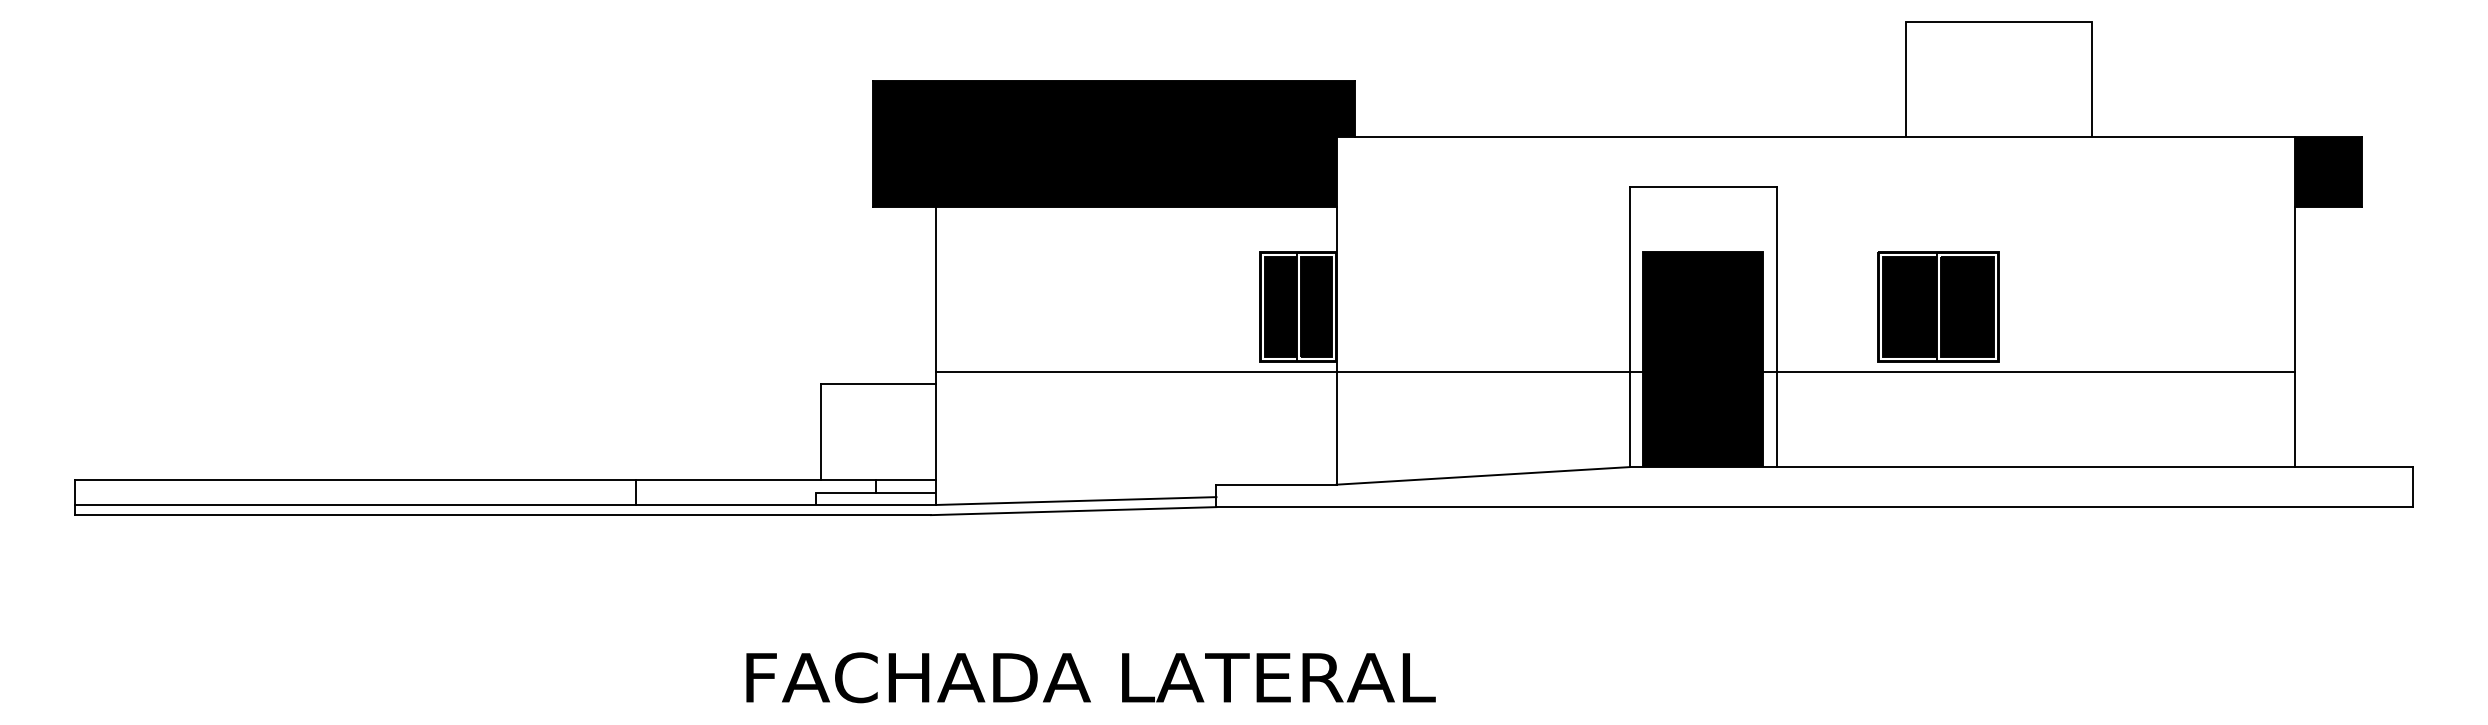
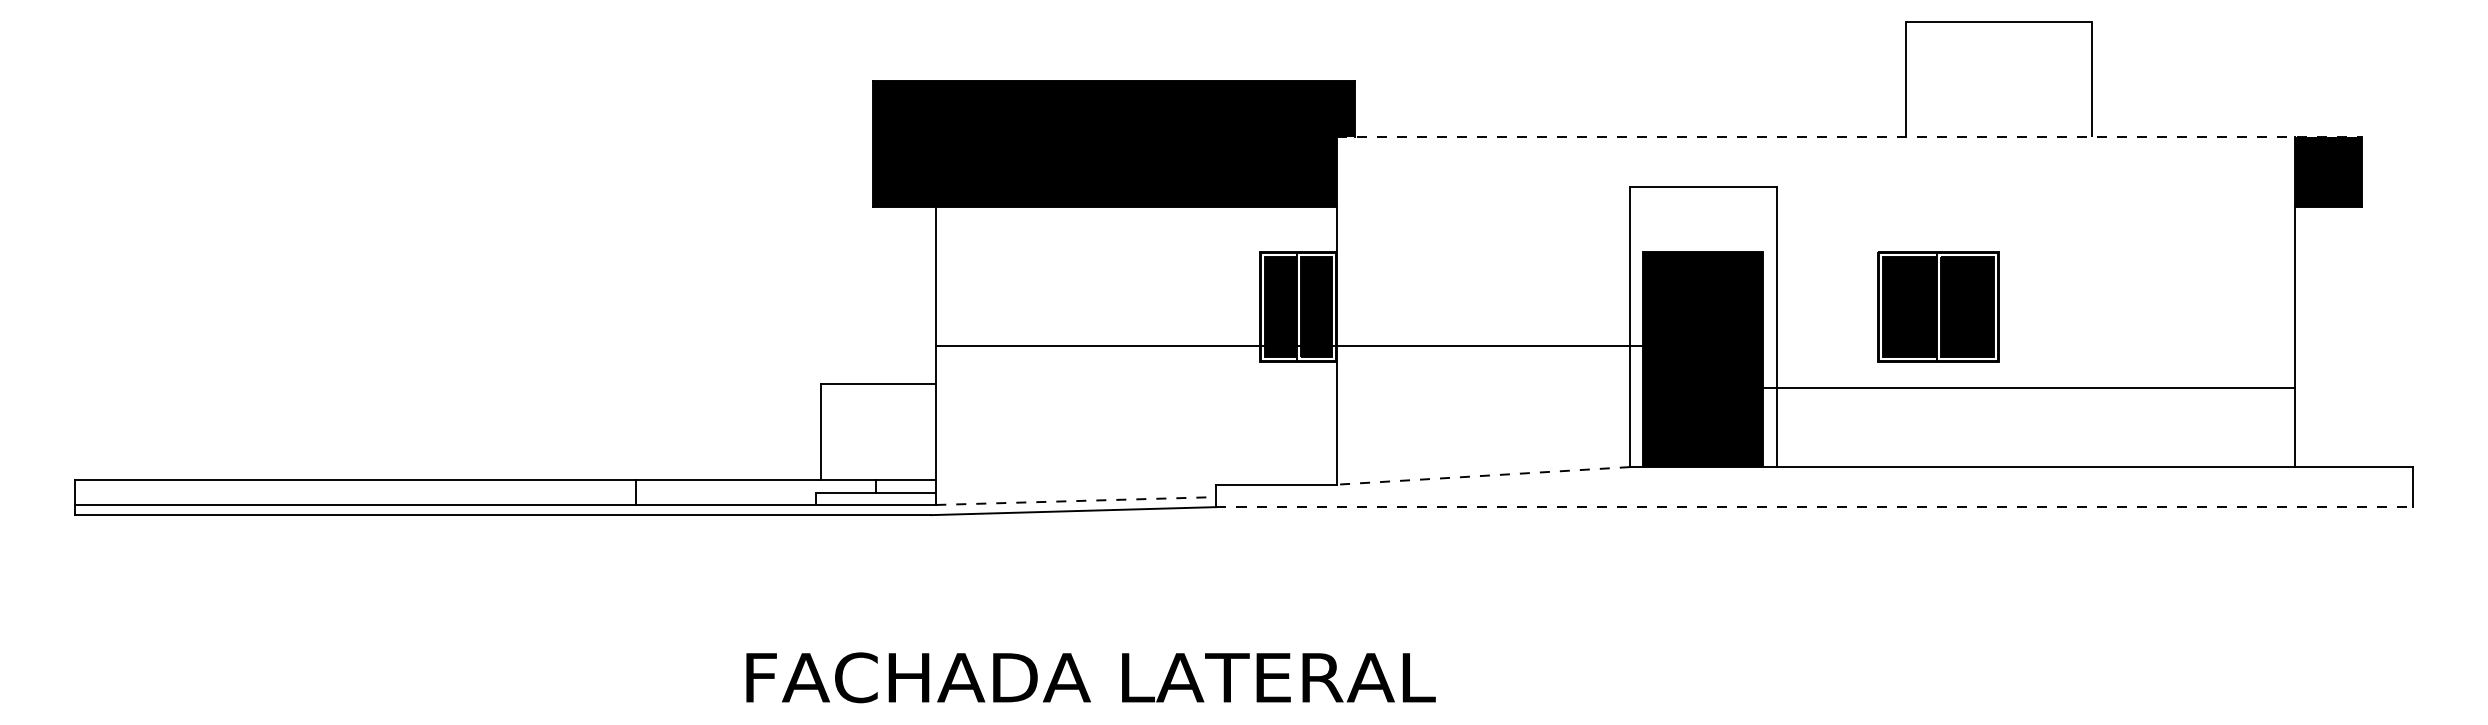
line: solid -> dashed (1849, 136)
line position: (1289, 372) -> (1289, 346) (1289, 346)
line position: (2029, 372) -> (2029, 388) (2029, 388)
line: solid -> dashed (1483, 475)
line: solid -> dashed (1076, 501)
line: solid -> dashed (1815, 507)
